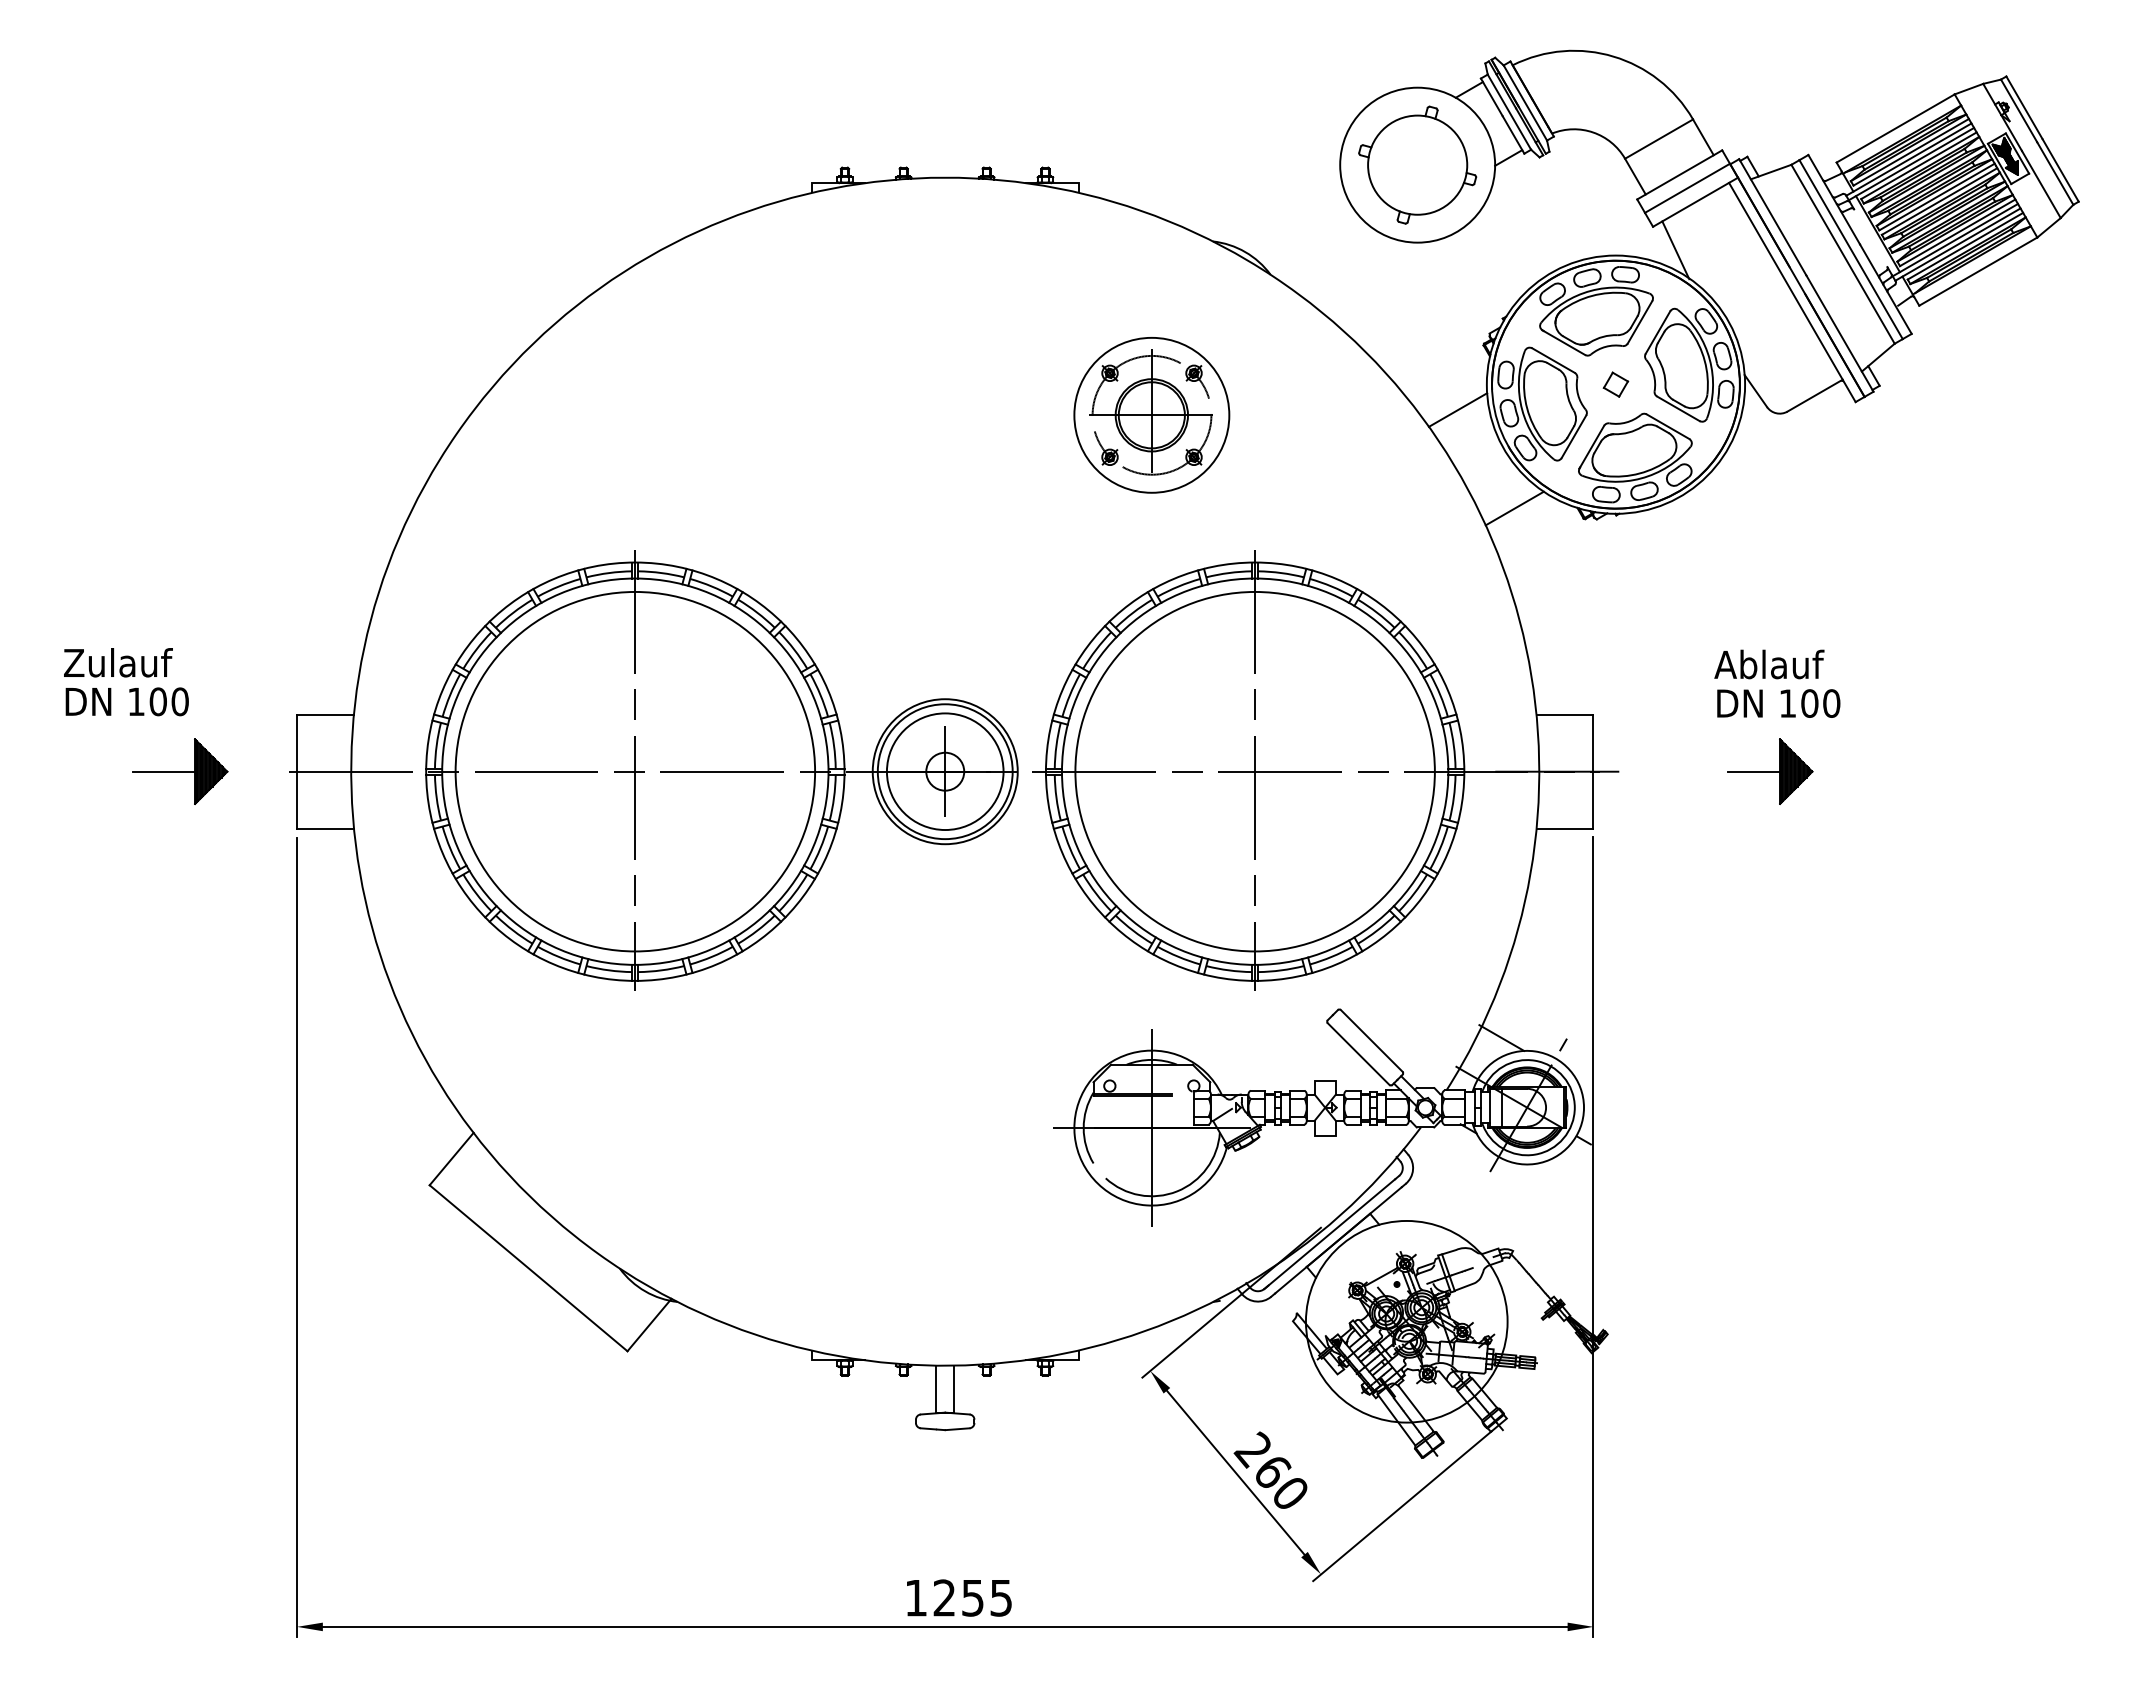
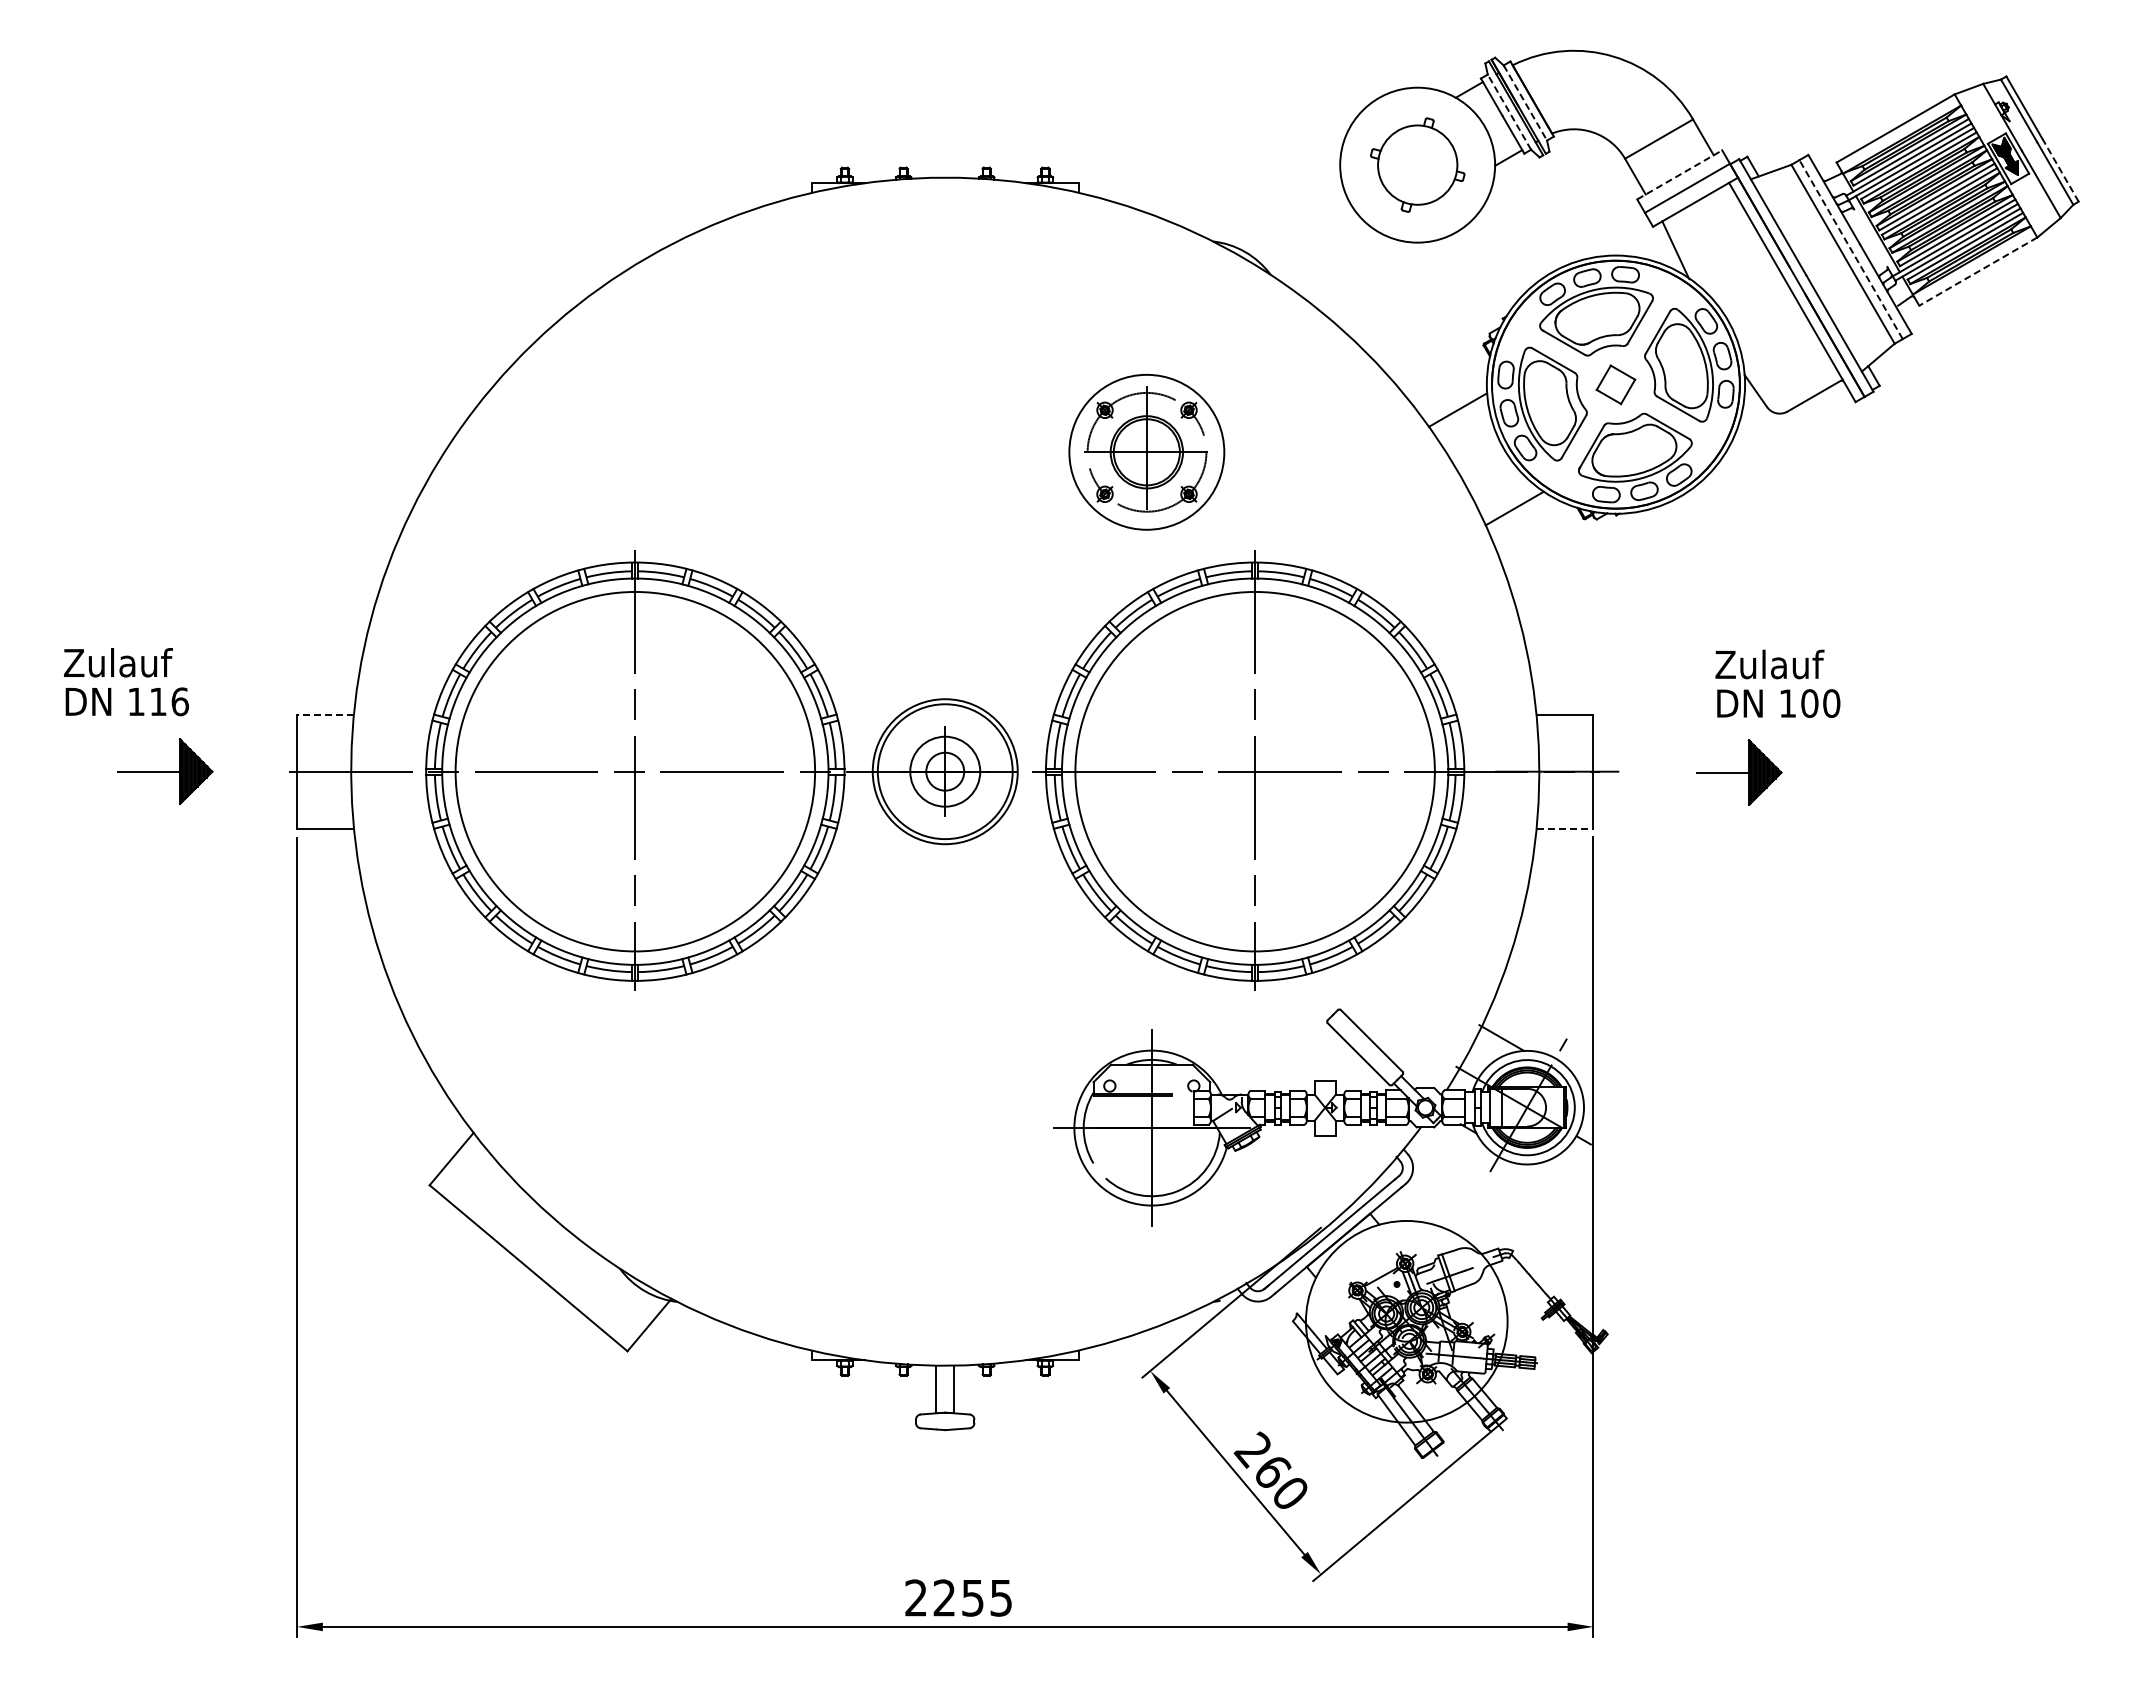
line: solid -> dashed (1525, 103)
line: solid -> dashed (1509, 111)
part size: 120x120 px -> 96x96 px (1417, 164)
line: solid -> dashed (2060, 169)
line: solid -> dashed (1680, 174)
line: solid -> dashed (1850, 249)
line: solid -> dashed (1977, 271)
part size: 28x27 px -> 42x42 px (1615, 384)
part position: (1151, 415) -> (1146, 452) (1146, 452)
text: Ablauf -> Zulauf (1735, 664)
text: 100 -> 116 (168, 701)
line: solid -> dashed (325, 714)
part position: (180, 771) -> (165, 771) (165, 771)
circle diameter: 117 px -> 70 px (945, 771)
part position: (1770, 771) -> (1739, 772) (1739, 772)
line: solid -> dashed (1565, 828)
text: 1255 -> 2255 (915, 1597)
